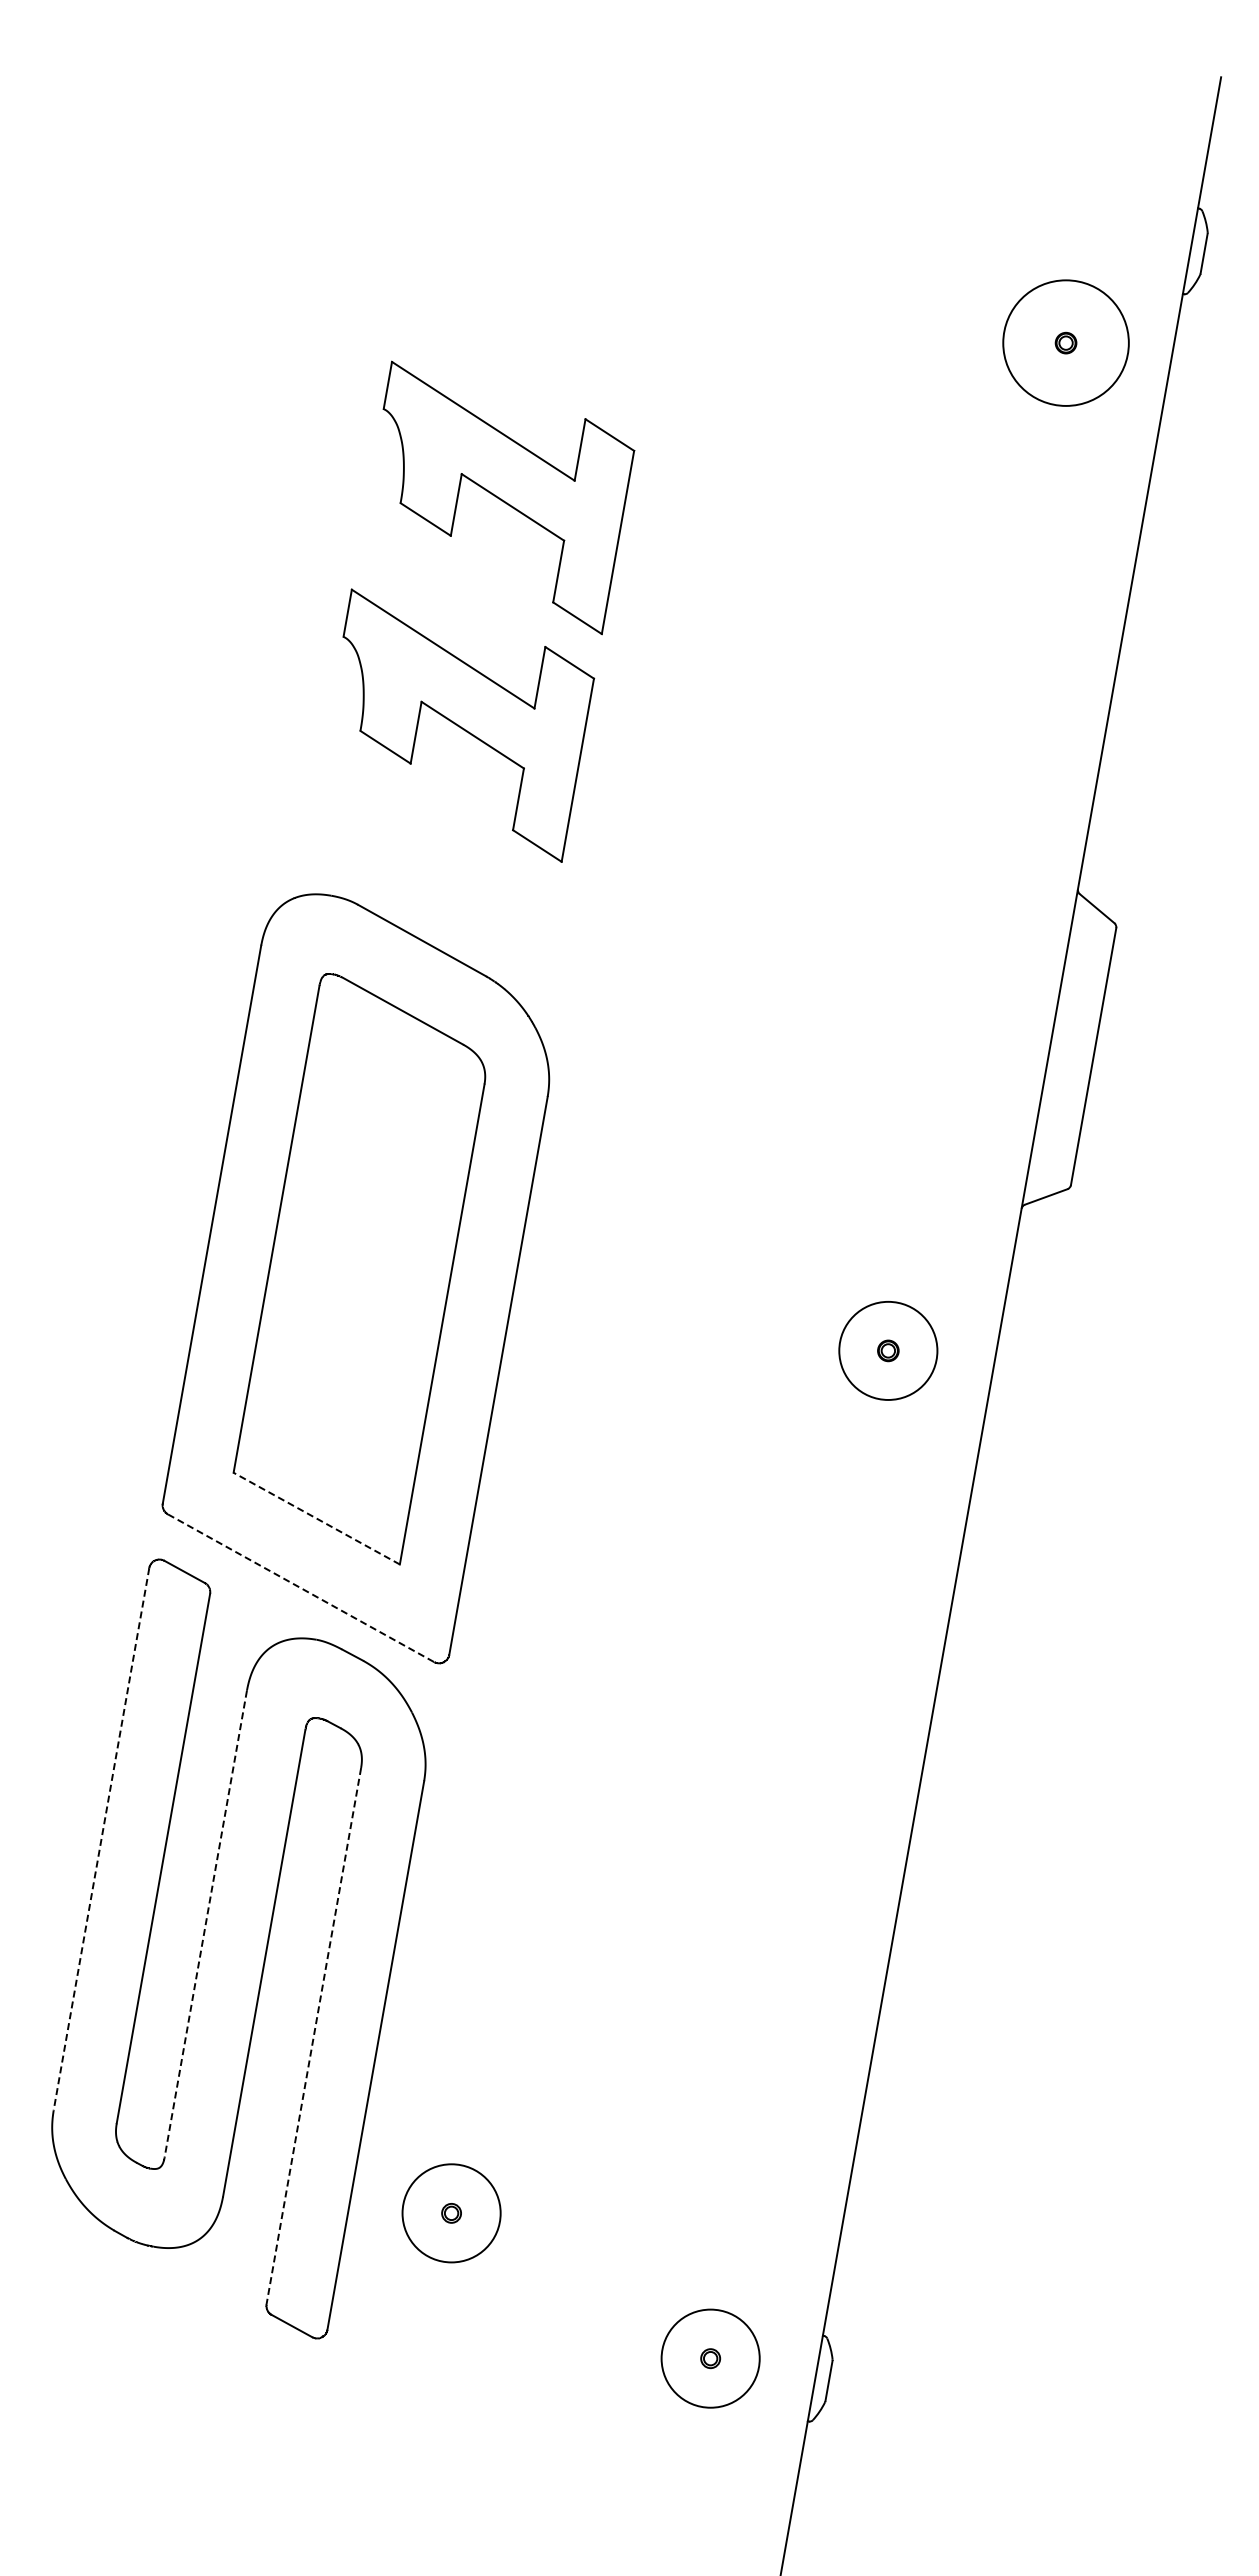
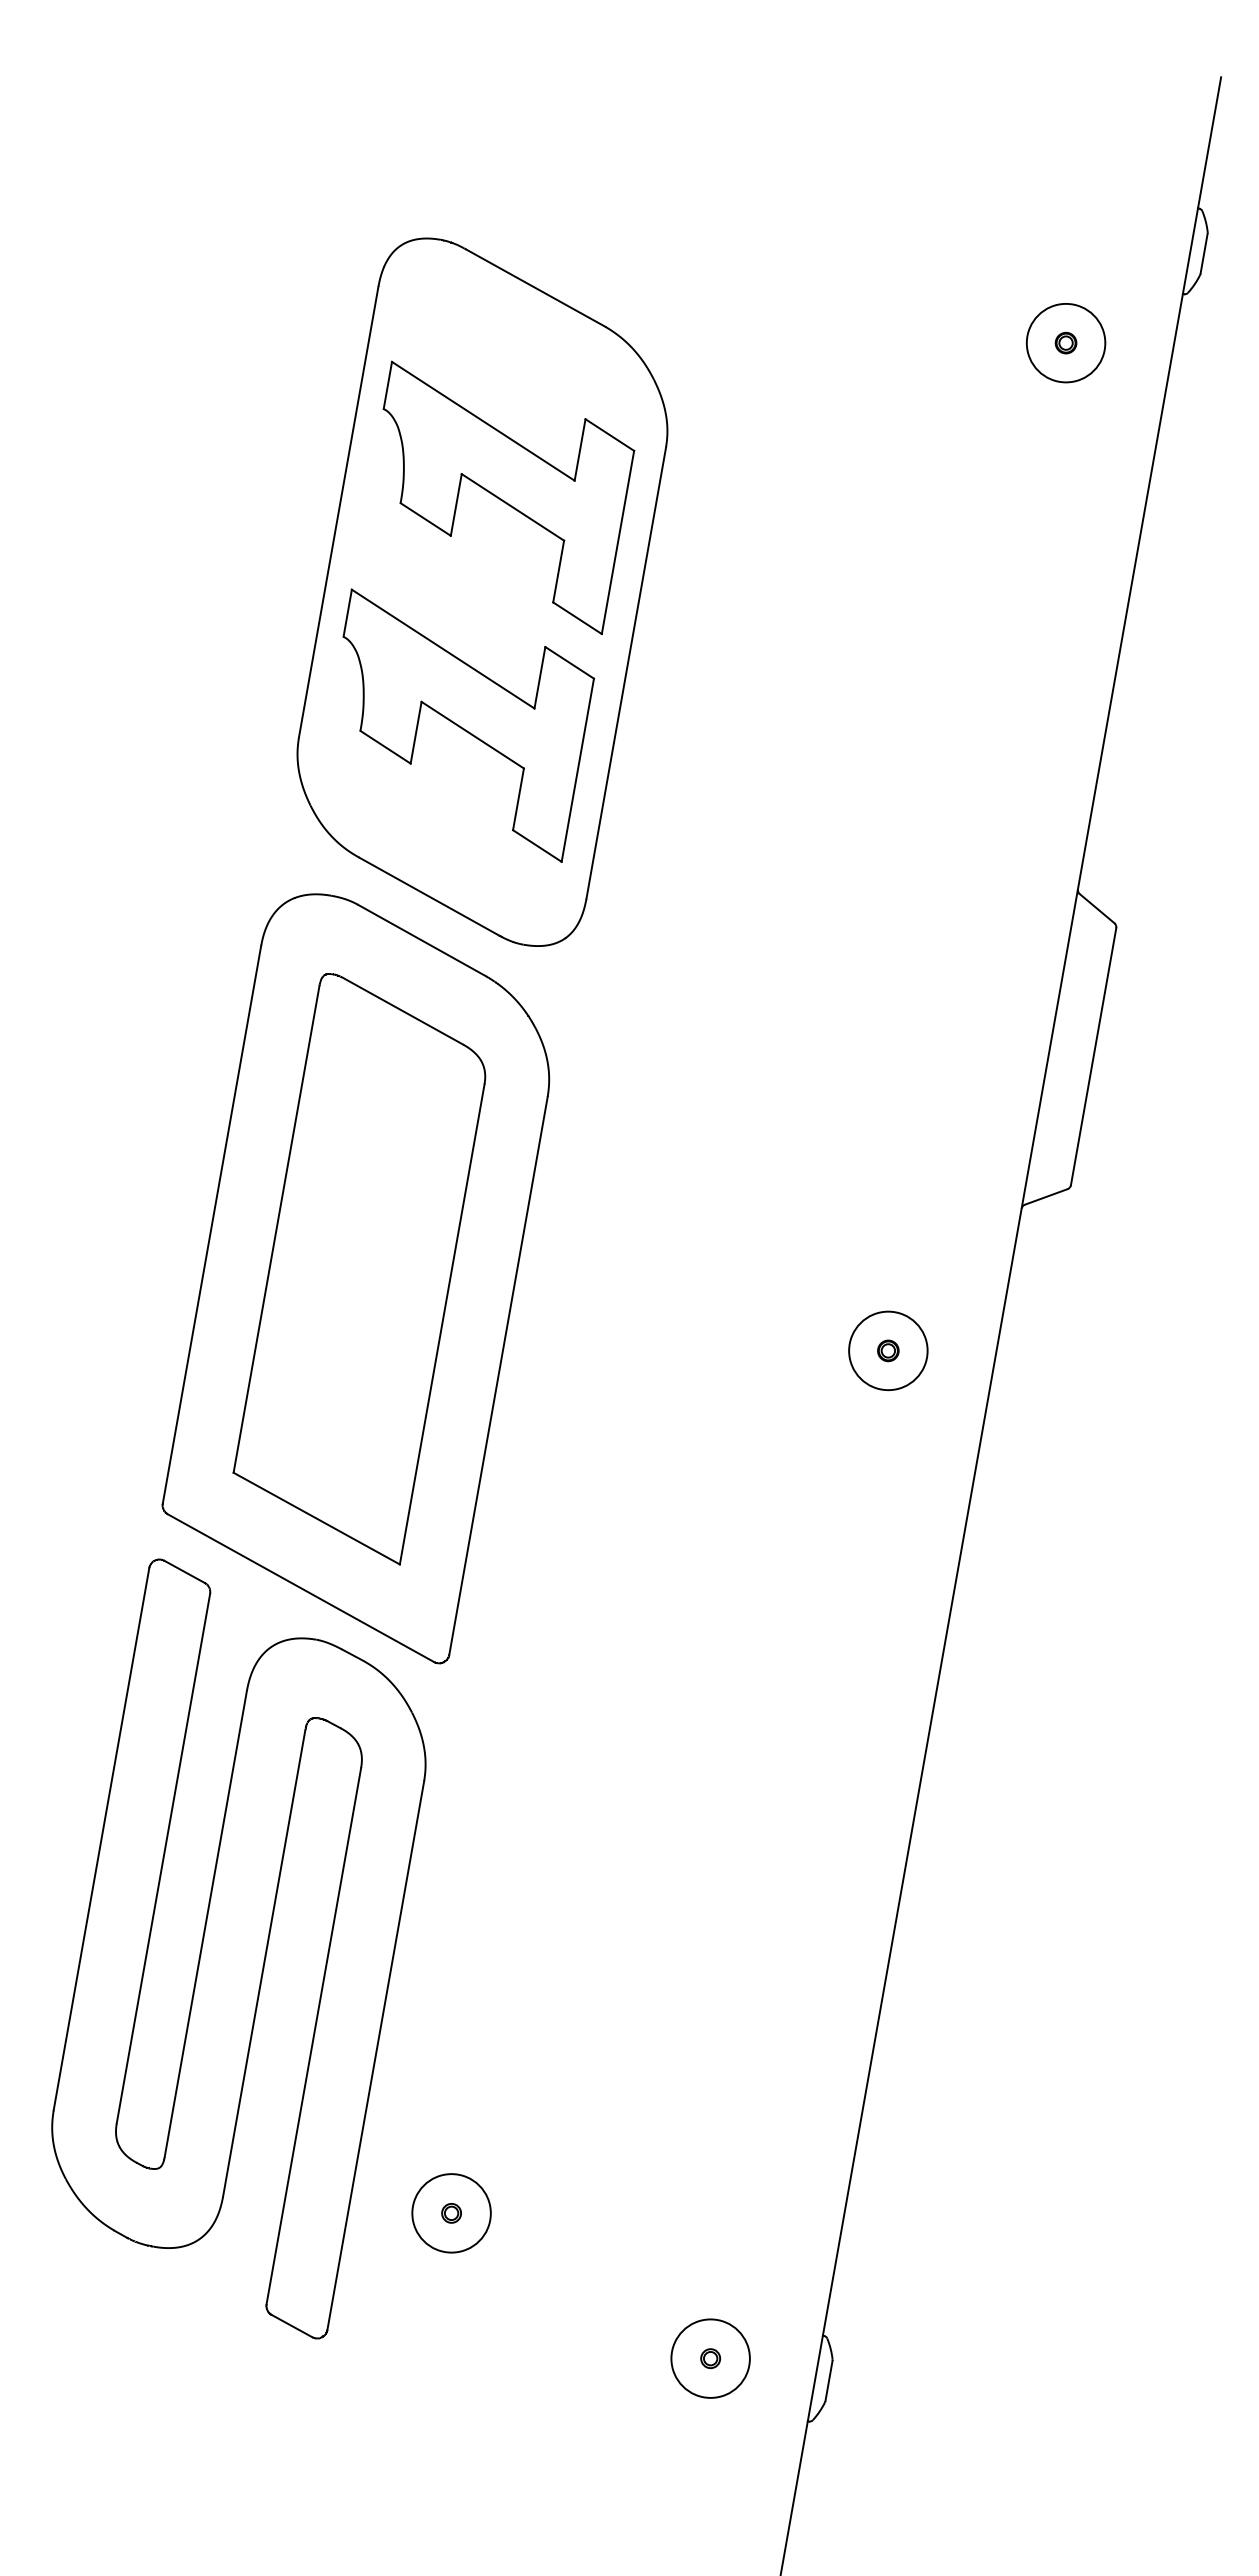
circle diameter: 126 px -> 79 px (1065, 342)
part: none -> present (482, 591)
circle diameter: 98 px -> 79 px (888, 1350)
line: dashed -> solid (316, 1518)
line: dashed -> solid (301, 1588)
line: dashed -> solid (101, 1839)
line: dashed -> solid (205, 1923)
line: dashed -> solid (313, 2036)
circle diameter: 98 px -> 79 px (451, 2213)
circle diameter: 98 px -> 79 px (710, 2358)
